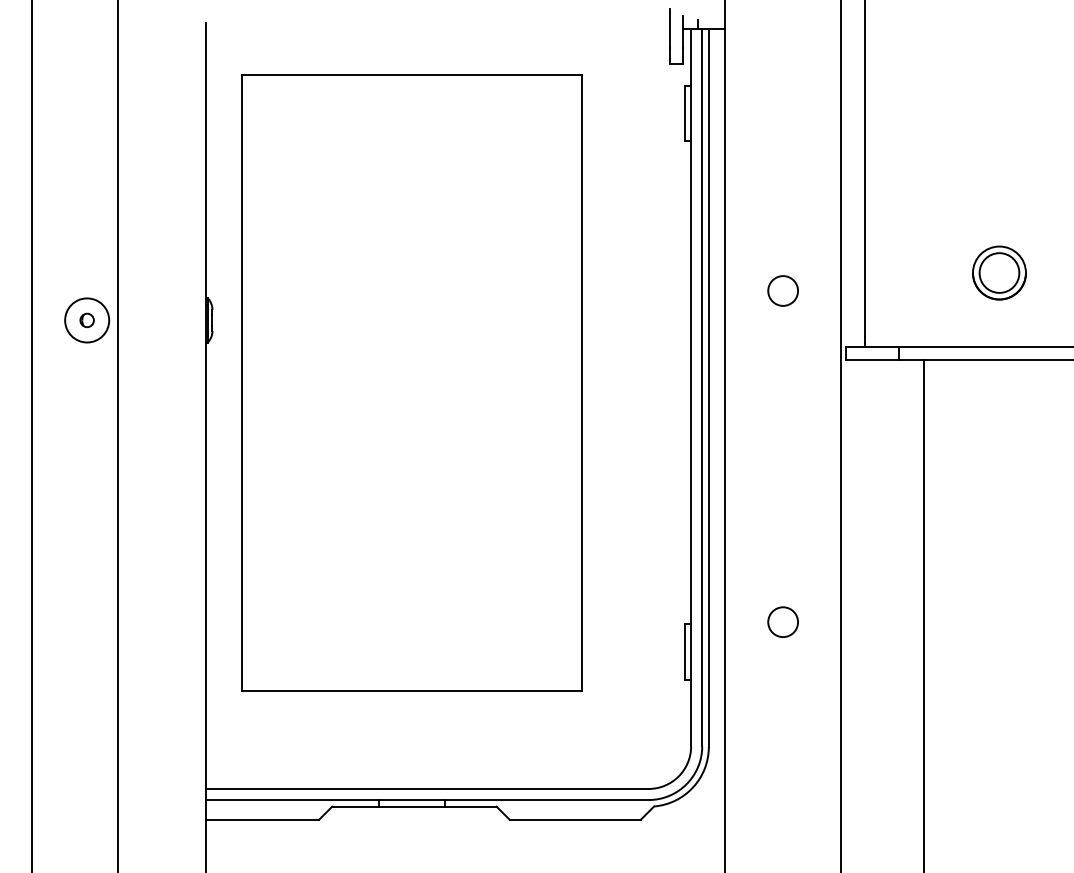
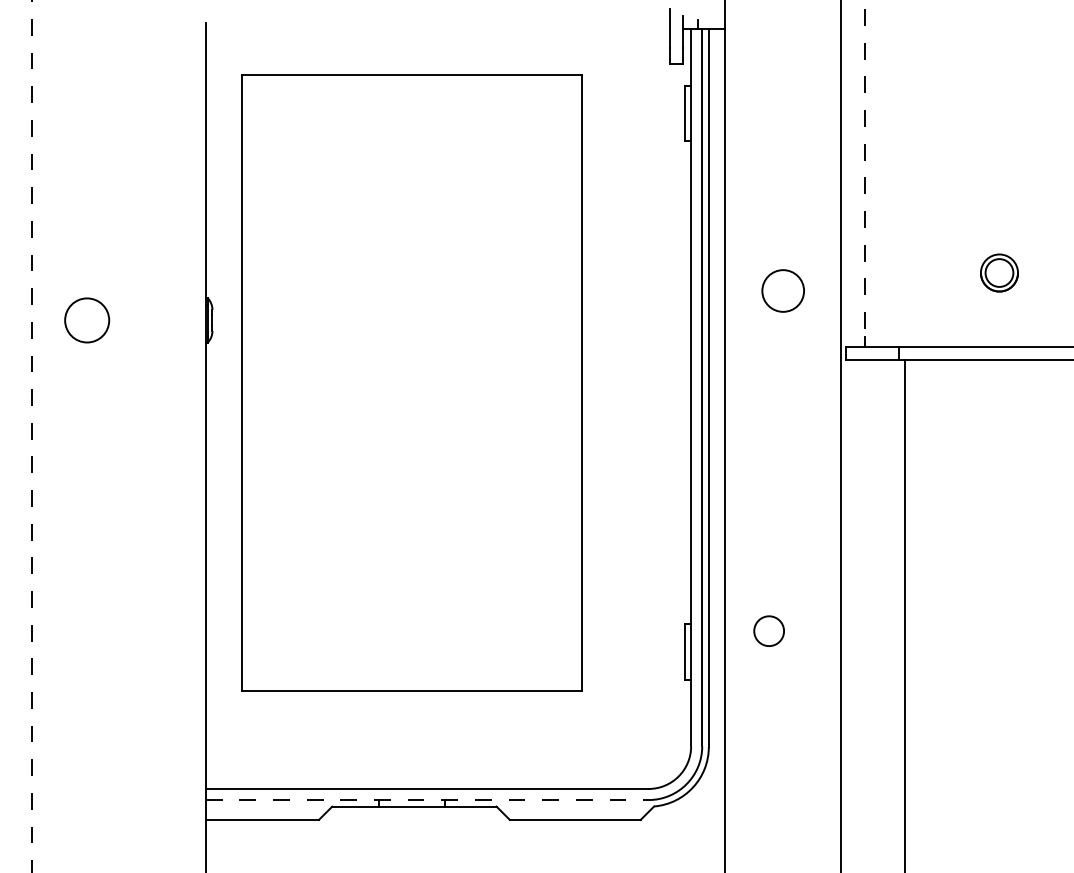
line: solid -> dashed (864, 169)
part size: 55x56 px -> 39x40 px (999, 272)
circle size: 32x32 px -> 44x44 px (782, 290)
part: present -> none (86, 320)
line: present -> none (118, 435)
line: solid -> dashed (32, 436)
line position: (924, 614) -> (905, 614) (905, 614)
circle position: (782, 621) -> (768, 630) (768, 630)
line: solid -> dashed (427, 800)
